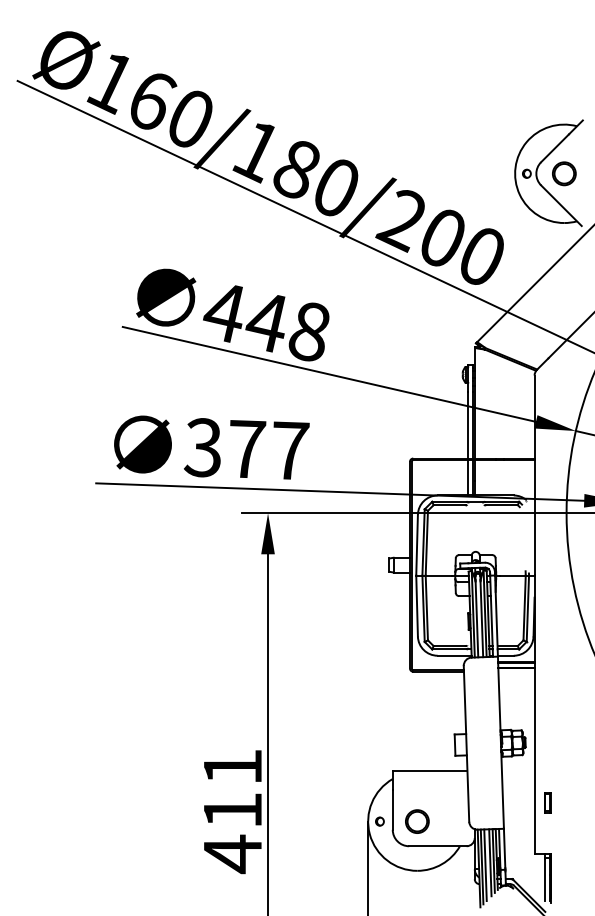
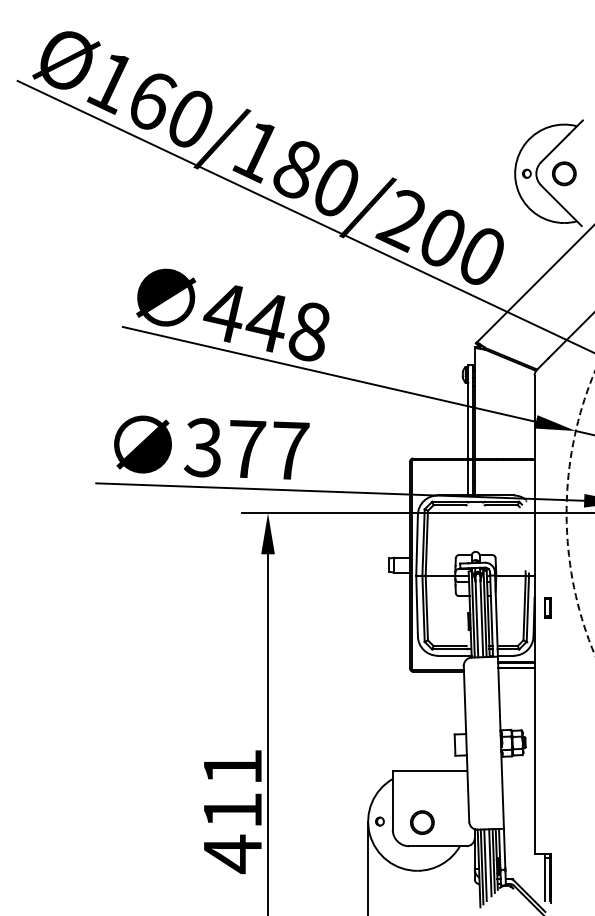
circle: solid -> dashed (580, 513)
part position: (547, 802) -> (547, 607) (547, 607)
circle position: (417, 821) -> (422, 822) (422, 822)
